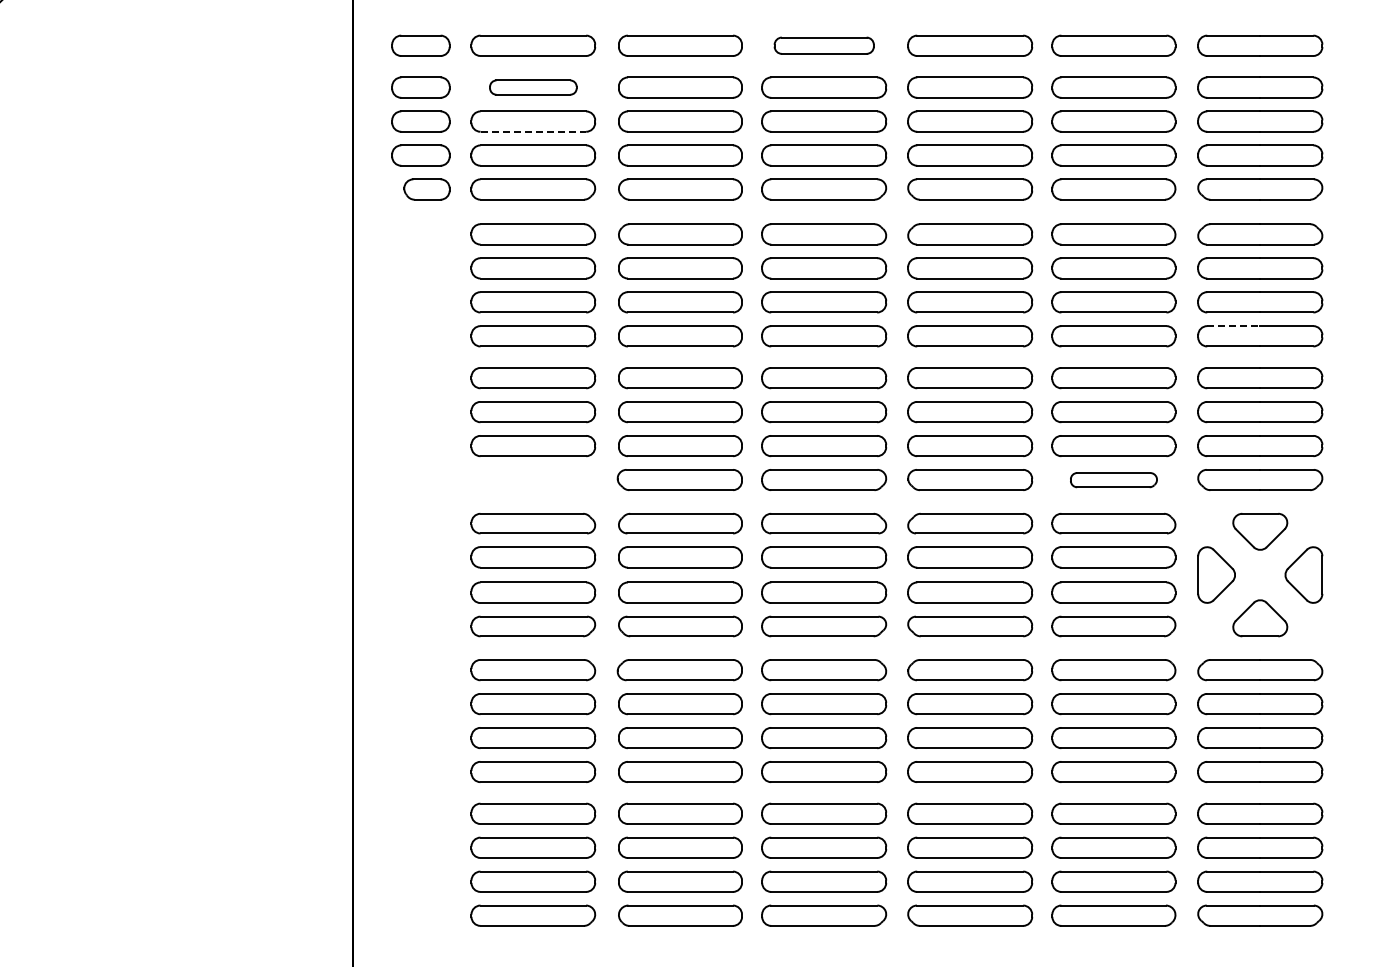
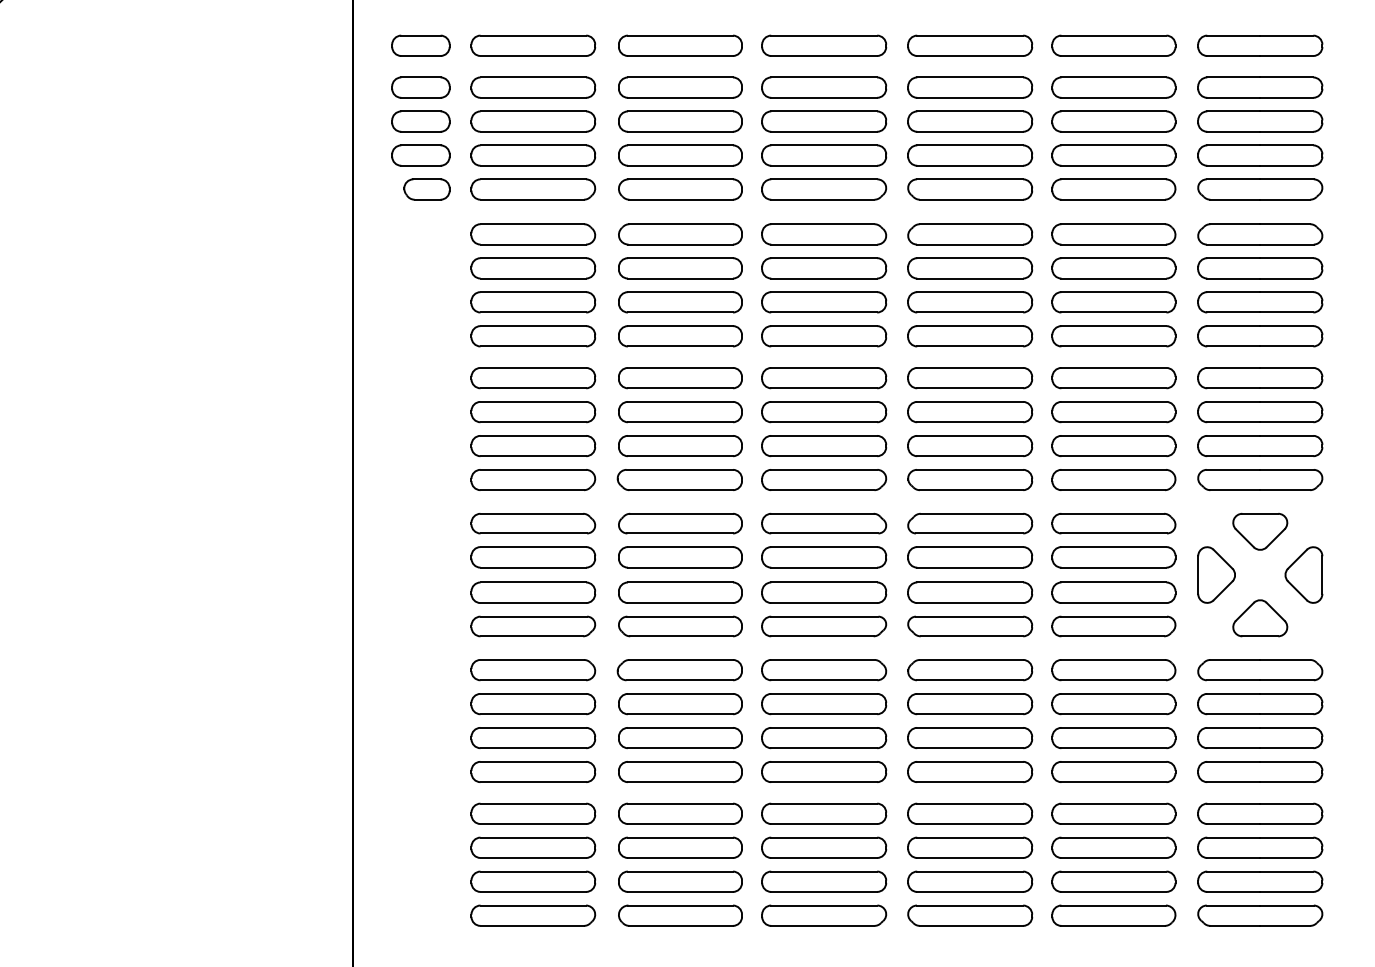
part size: 102x19 px -> 127x23 px (824, 45)
part size: 89x17 px -> 127x23 px (533, 87)
line: dashed -> solid (533, 131)
line: dashed -> solid (1233, 326)
part: none -> present (533, 480)
part size: 88x17 px -> 126x23 px (1113, 480)
